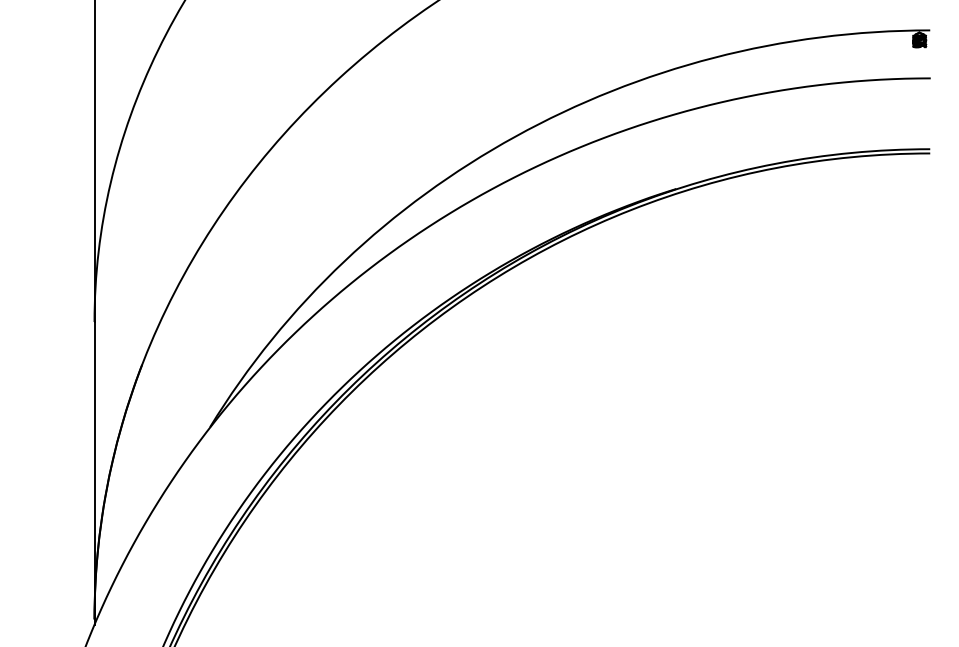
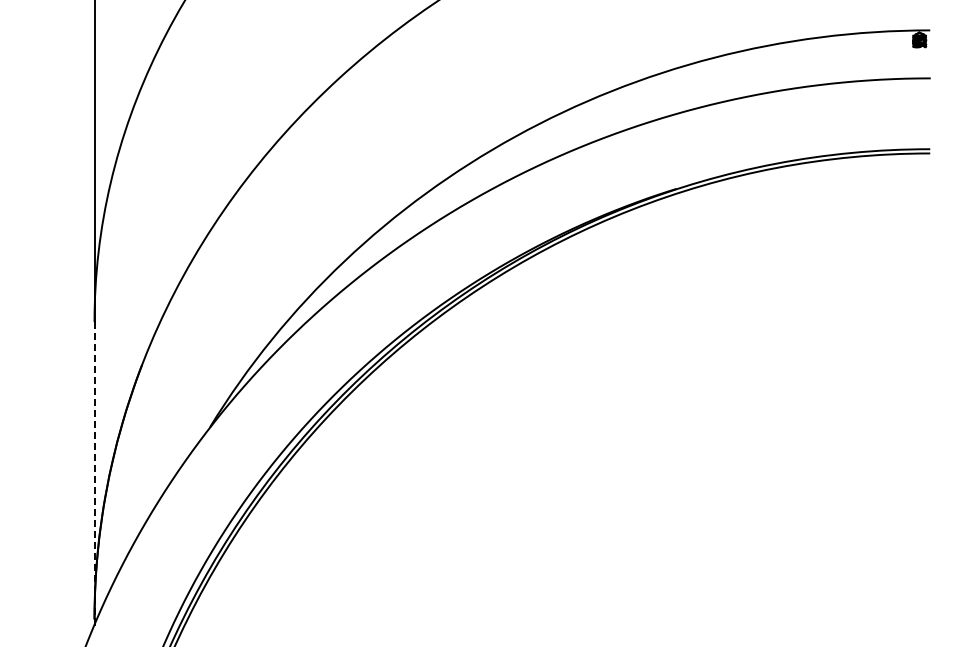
line: solid -> dashed (94, 470)
